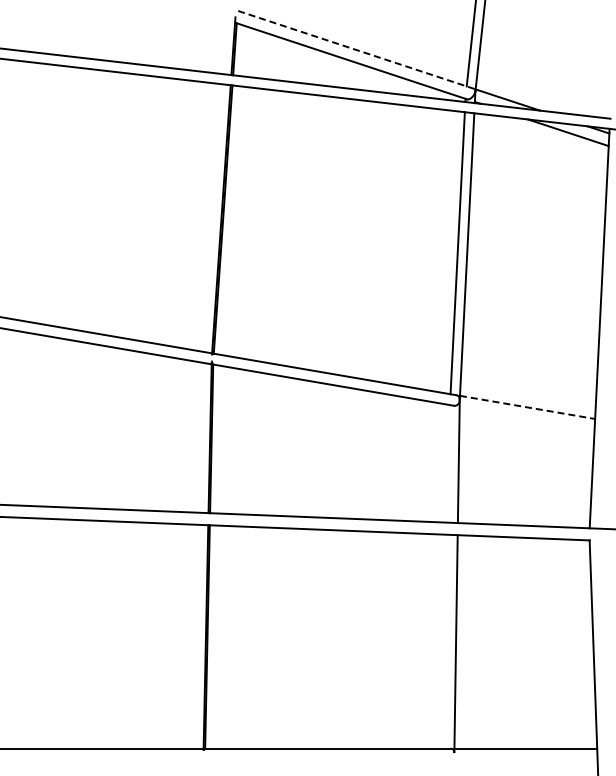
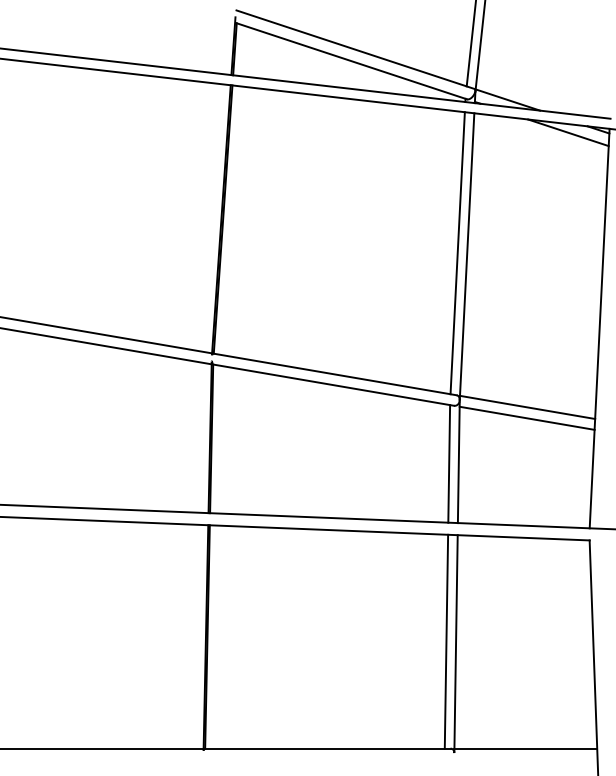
line: dashed -> solid (355, 49)
line: dashed -> solid (527, 407)
line: none -> present (526, 417)
line: none -> present (449, 463)
line: none -> present (446, 641)
